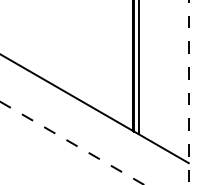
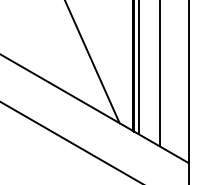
line: none -> present (92, 62)
line: none -> present (159, 74)
line: dashed -> solid (188, 92)
line: dashed -> solid (71, 143)
